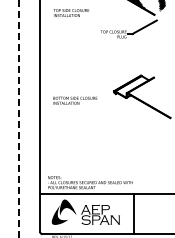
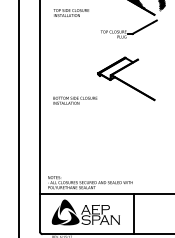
part position: (142, 96) -> (126, 78) (126, 78)
line: dashed -> solid (19, 119)
fill: none -> present (69, 217)
